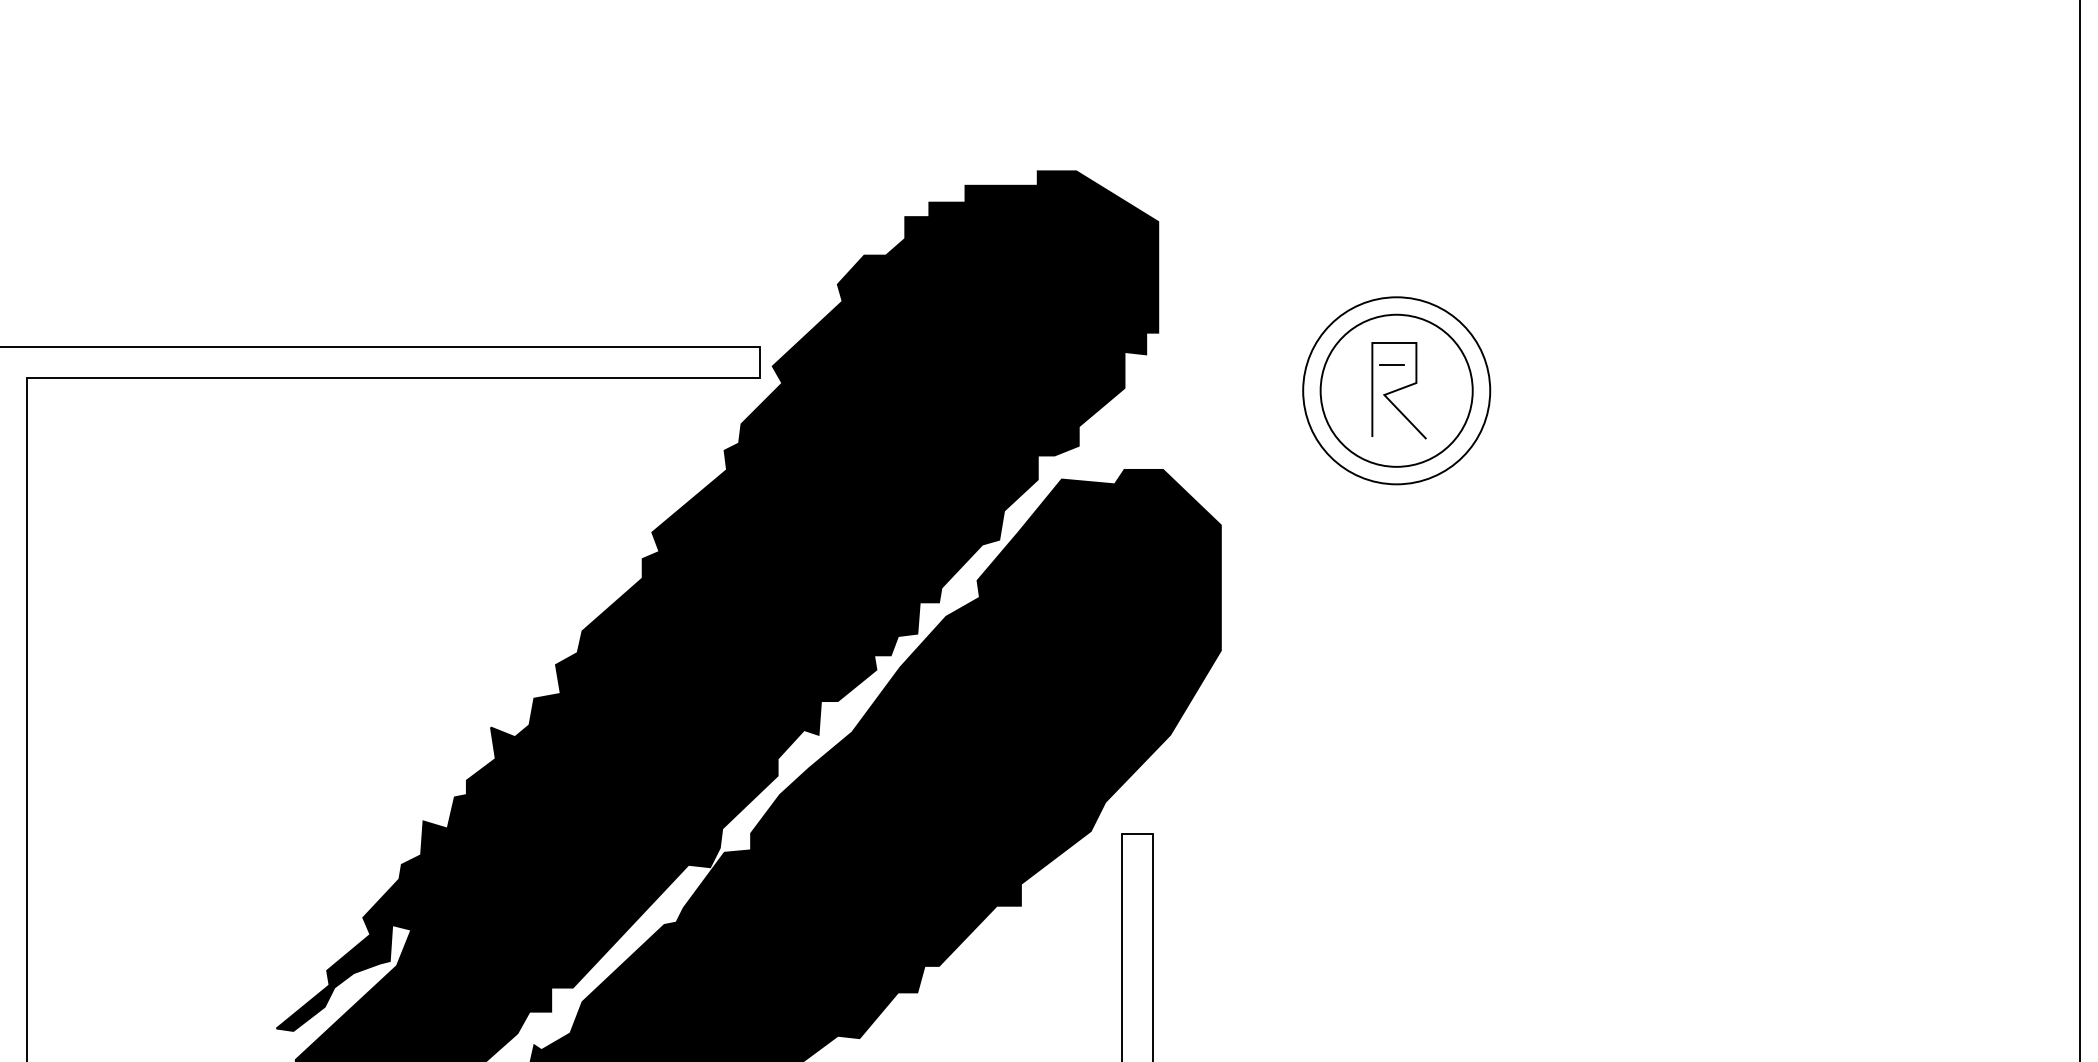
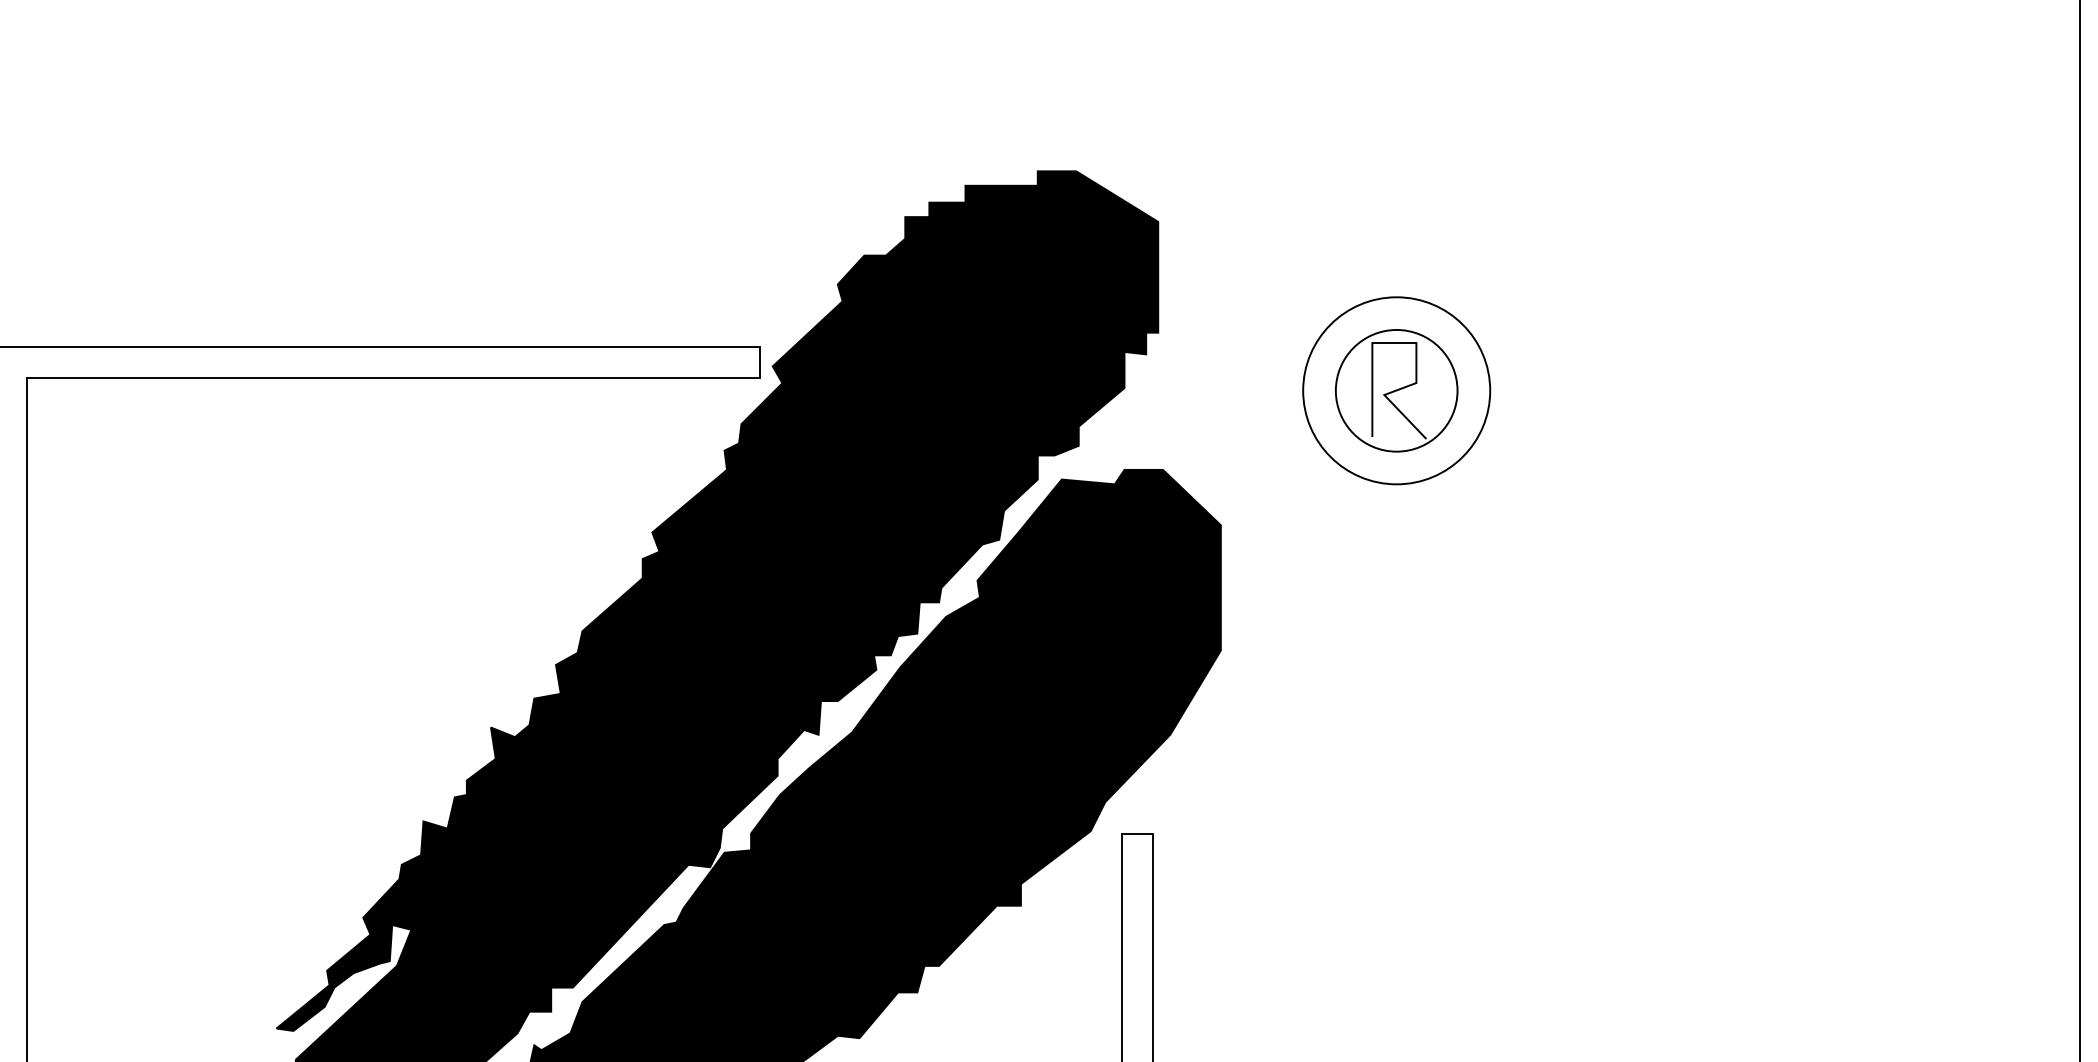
line: present -> none (1392, 365)
circle diameter: 152 px -> 122 px (1396, 390)
